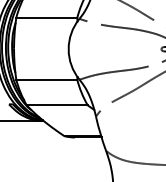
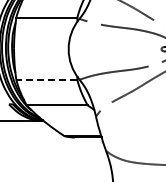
line: solid -> dashed (46, 79)
